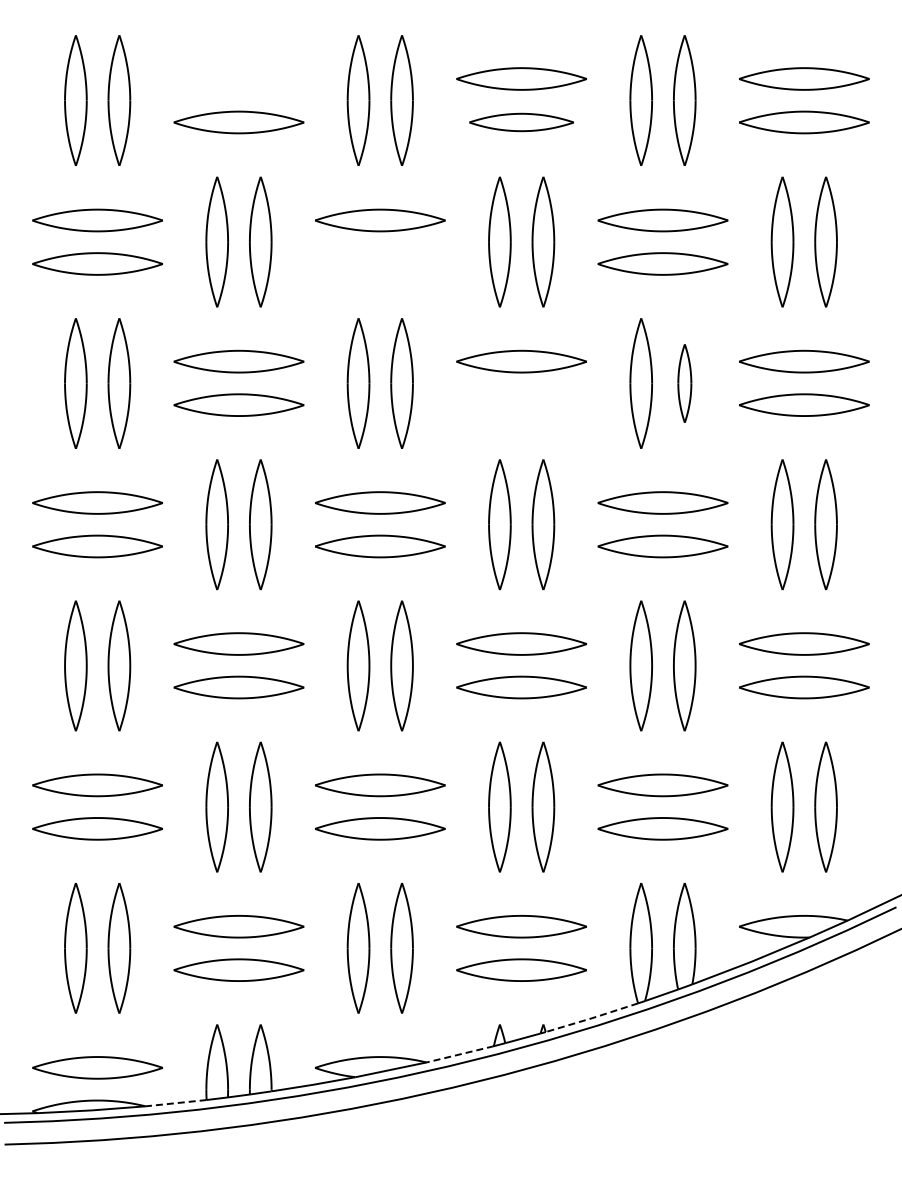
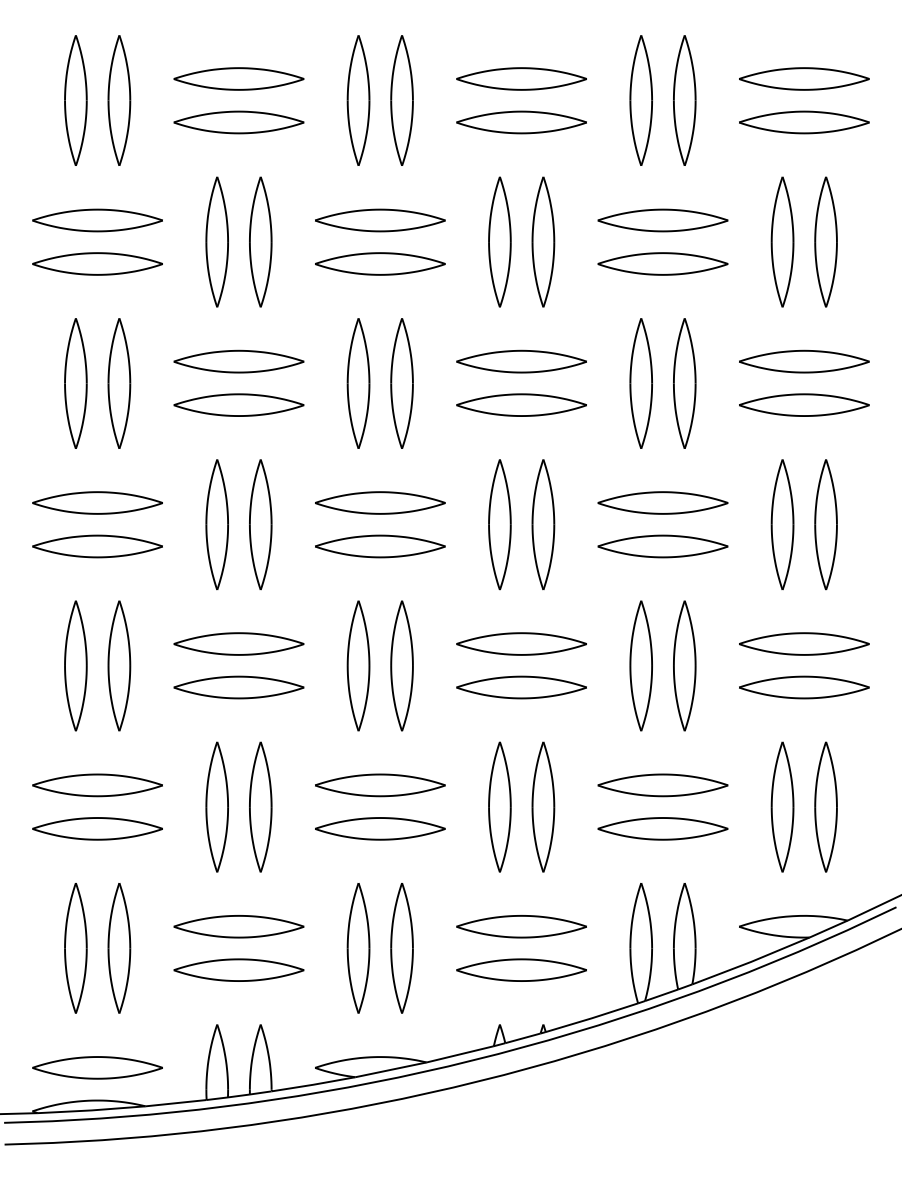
part: none -> present (238, 78)
part size: 105x21 px -> 131x25 px (521, 122)
part: none -> present (380, 263)
part size: 16x79 px -> 24x131 px (684, 383)
part: none -> present (521, 404)
line: dashed -> solid (591, 1018)
line: dashed -> solid (460, 1054)
line: dashed -> solid (176, 1103)
